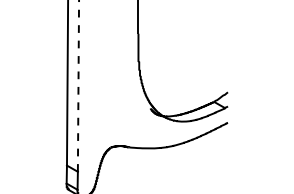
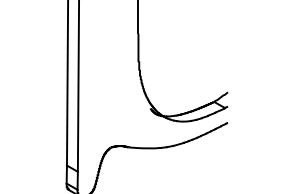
line: dashed -> solid (78, 85)
